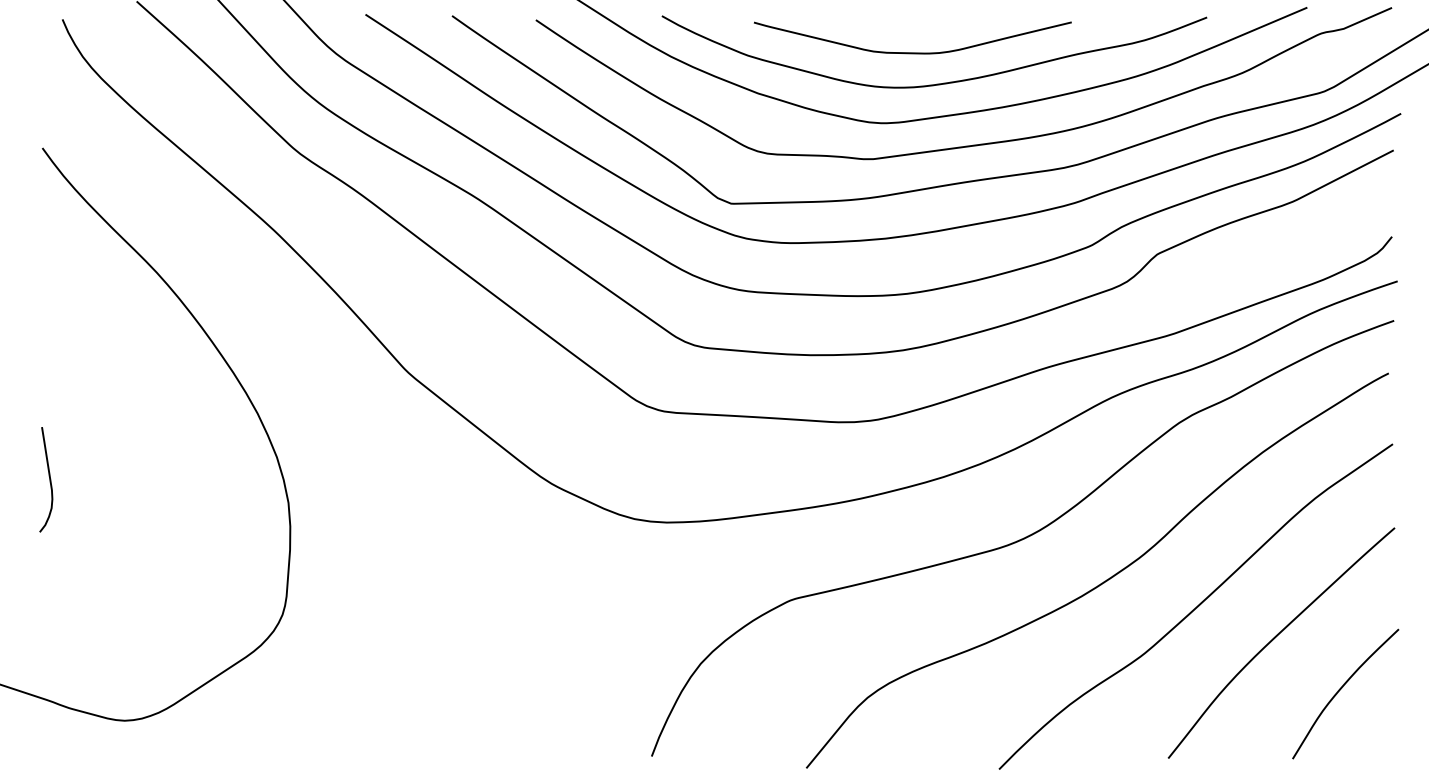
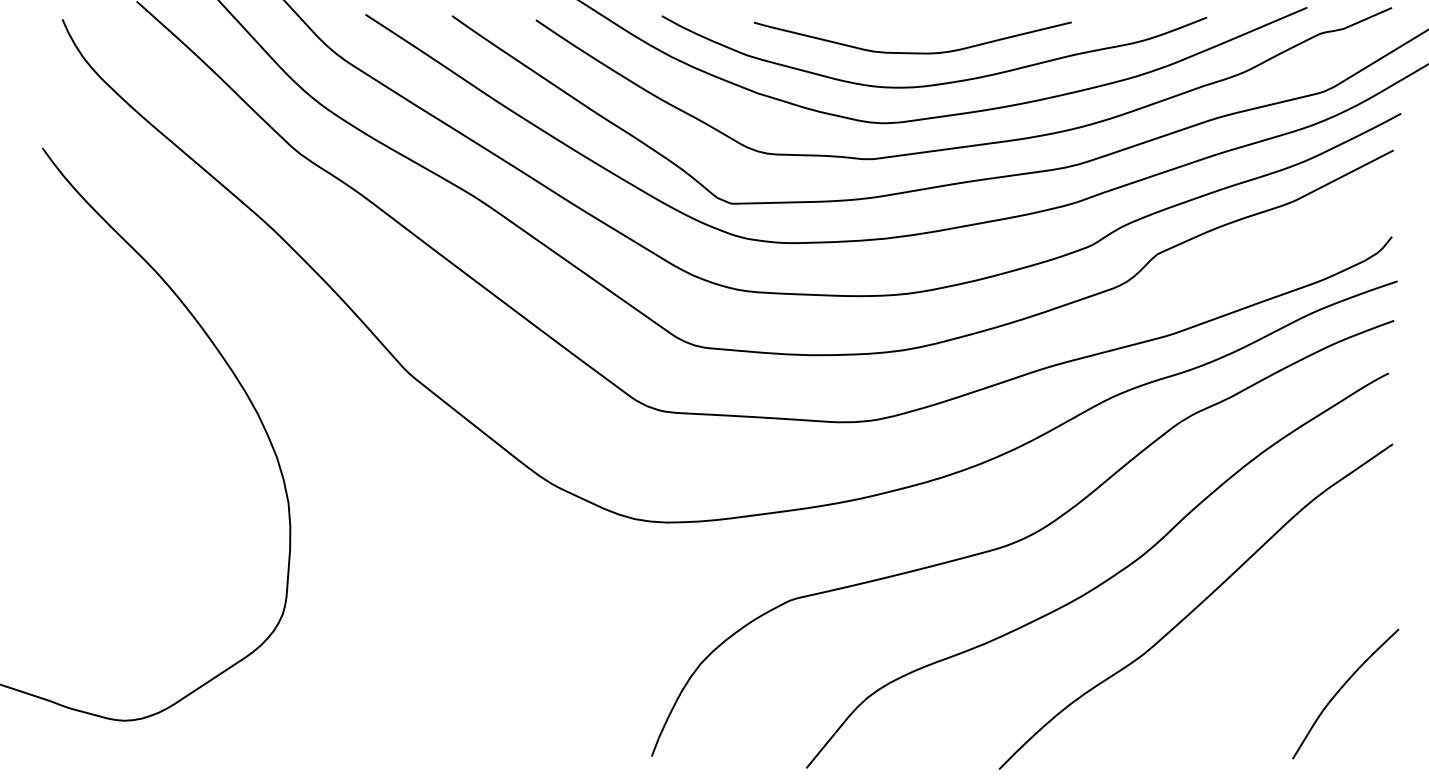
curve: present -> none (49, 479)
curve: present -> none (1276, 637)
